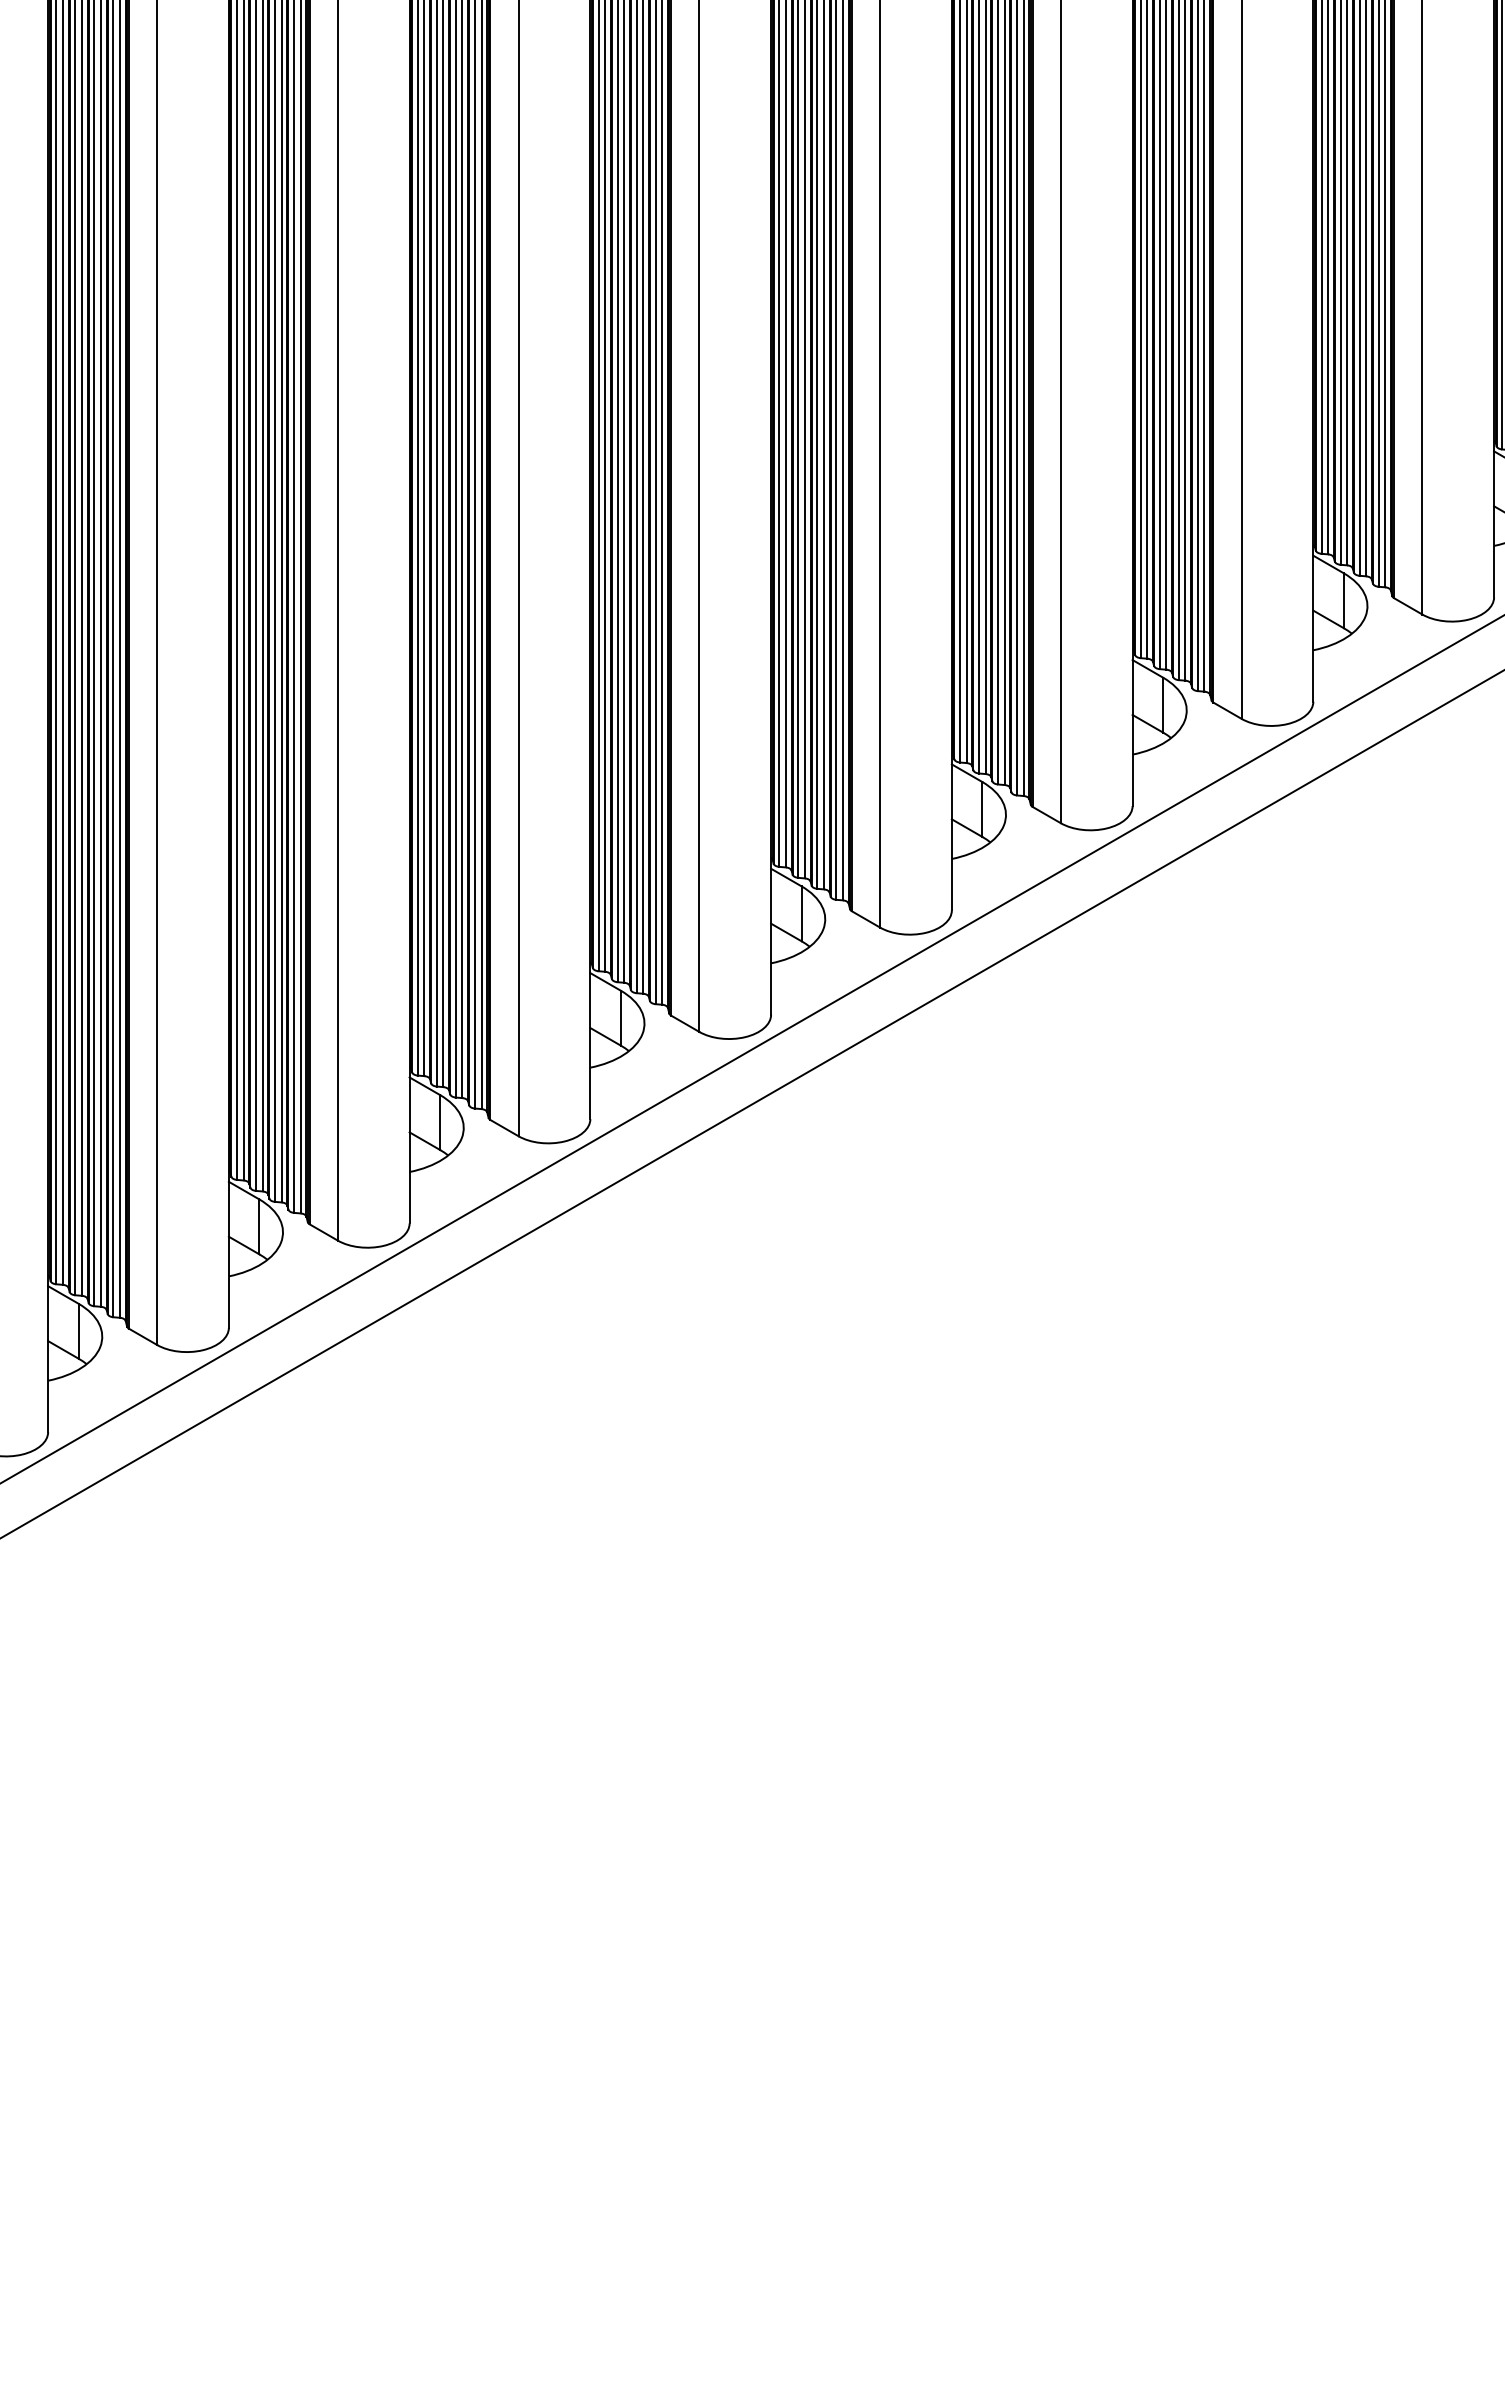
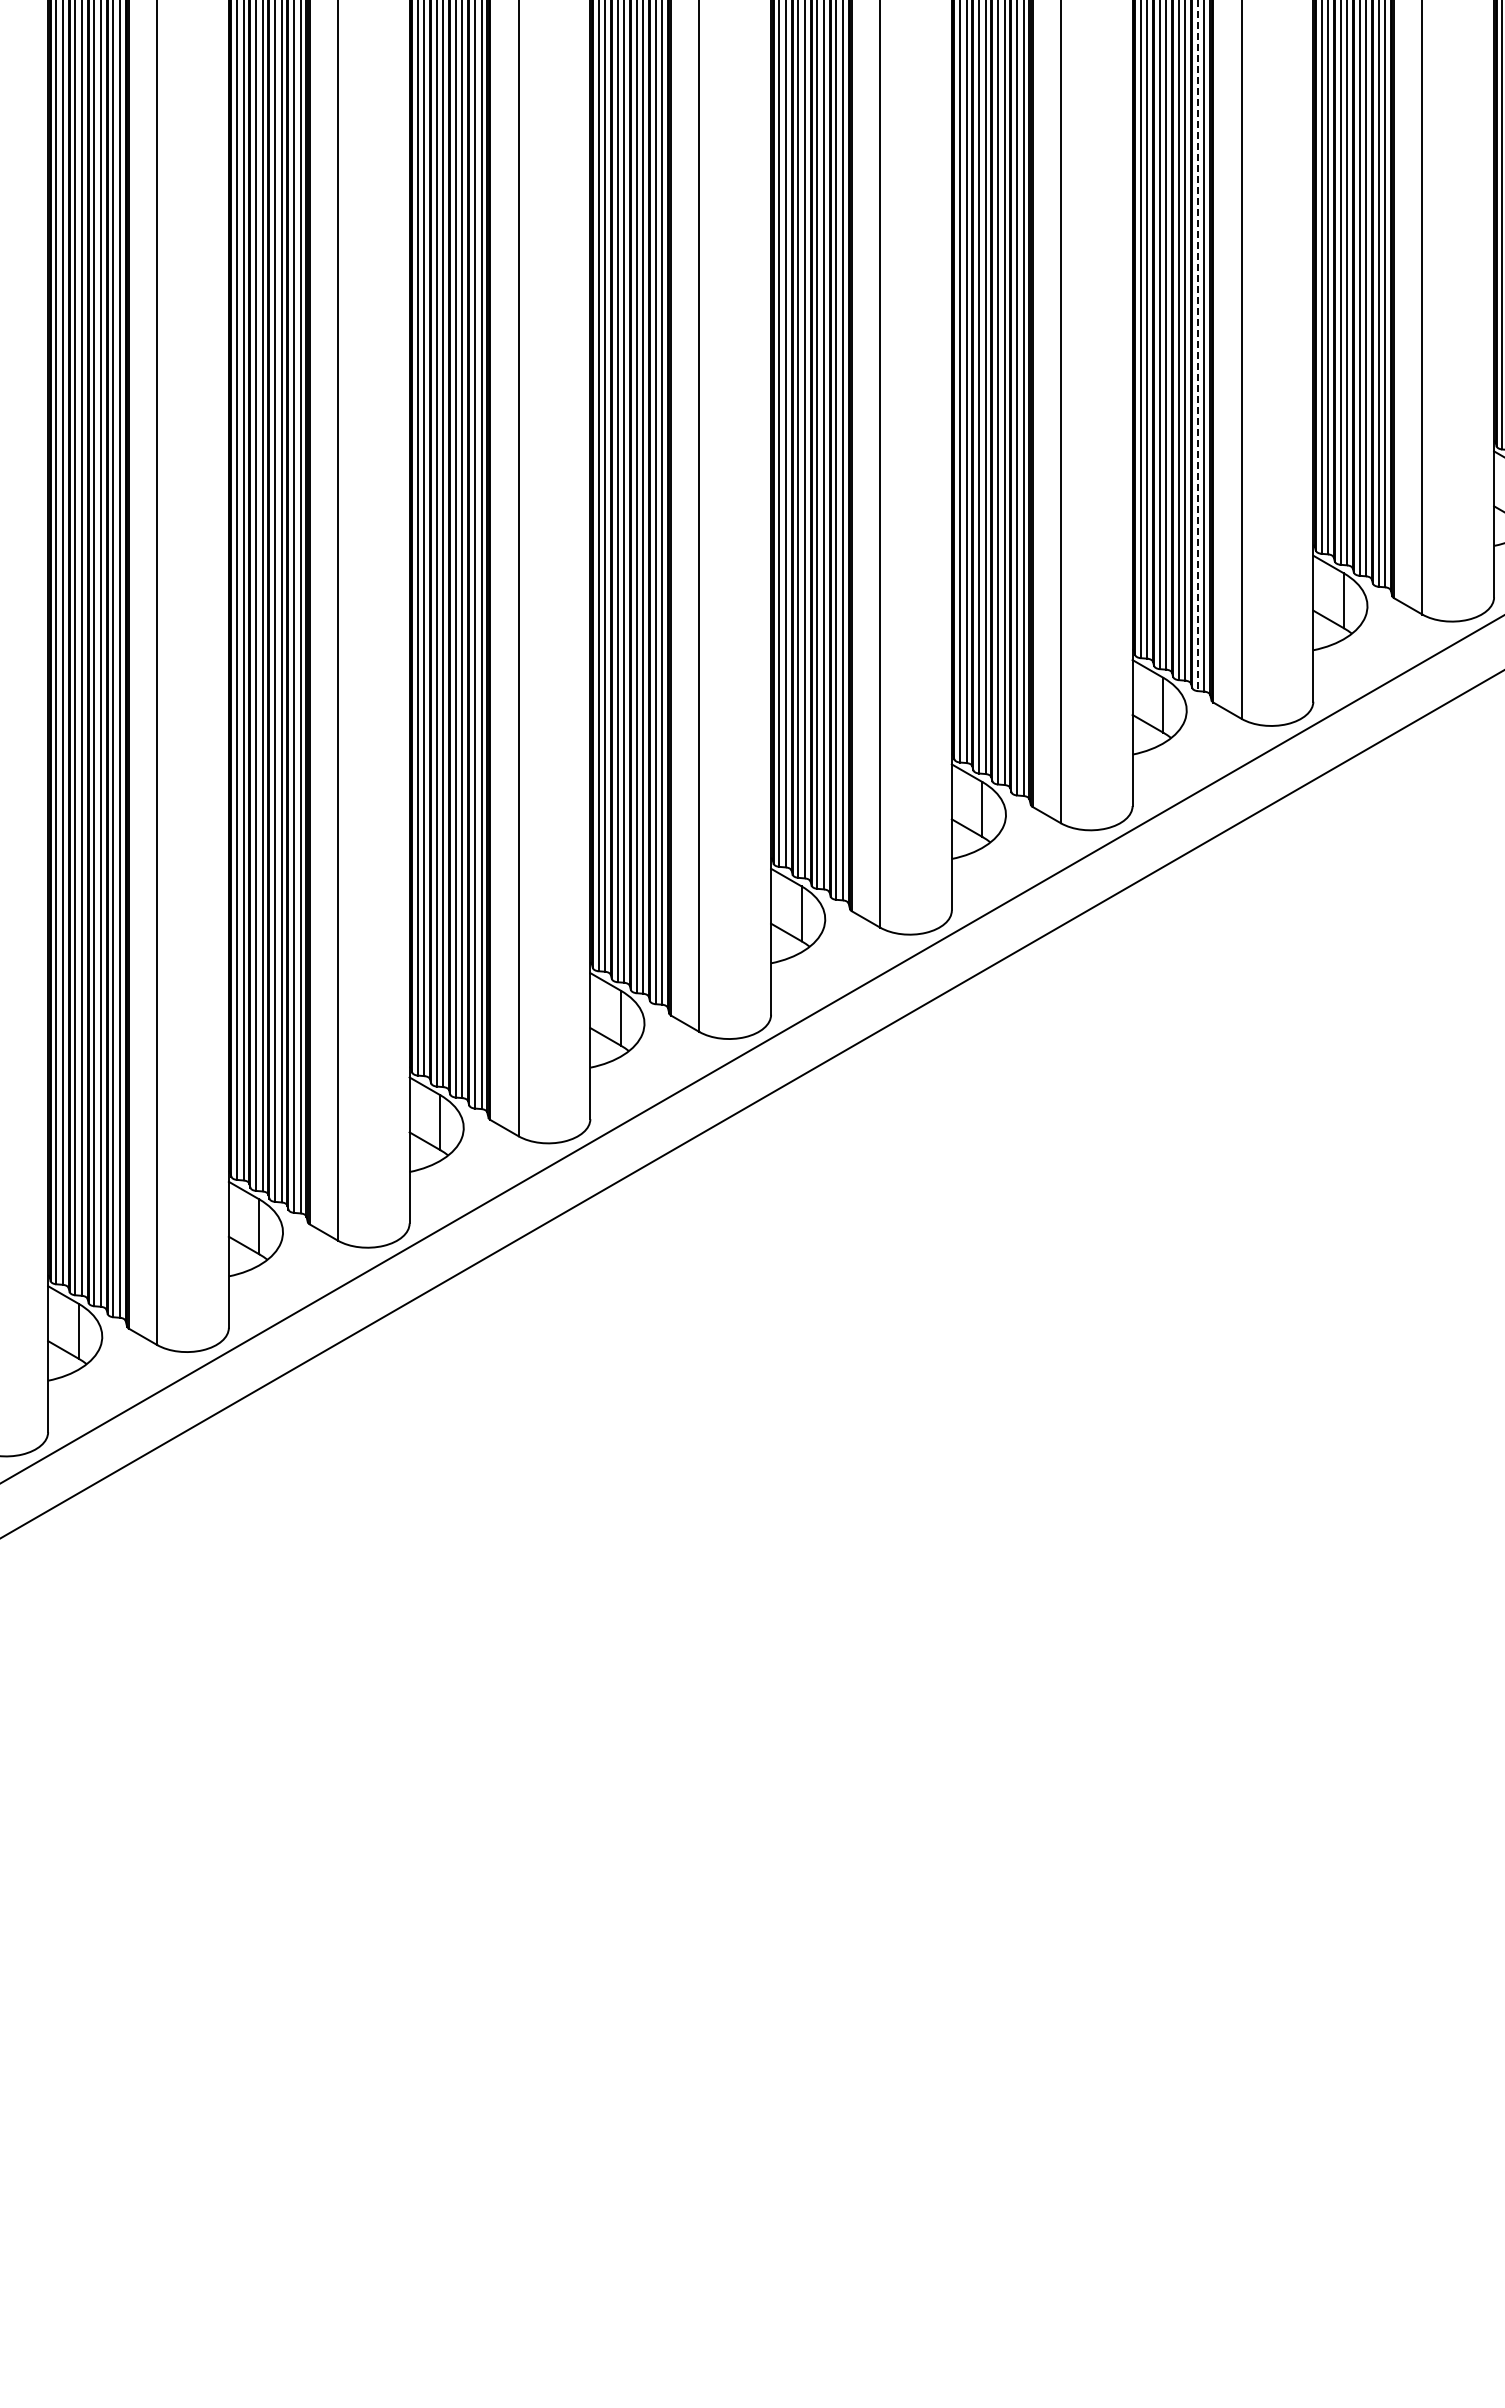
line: solid -> dashed (1197, 346)
